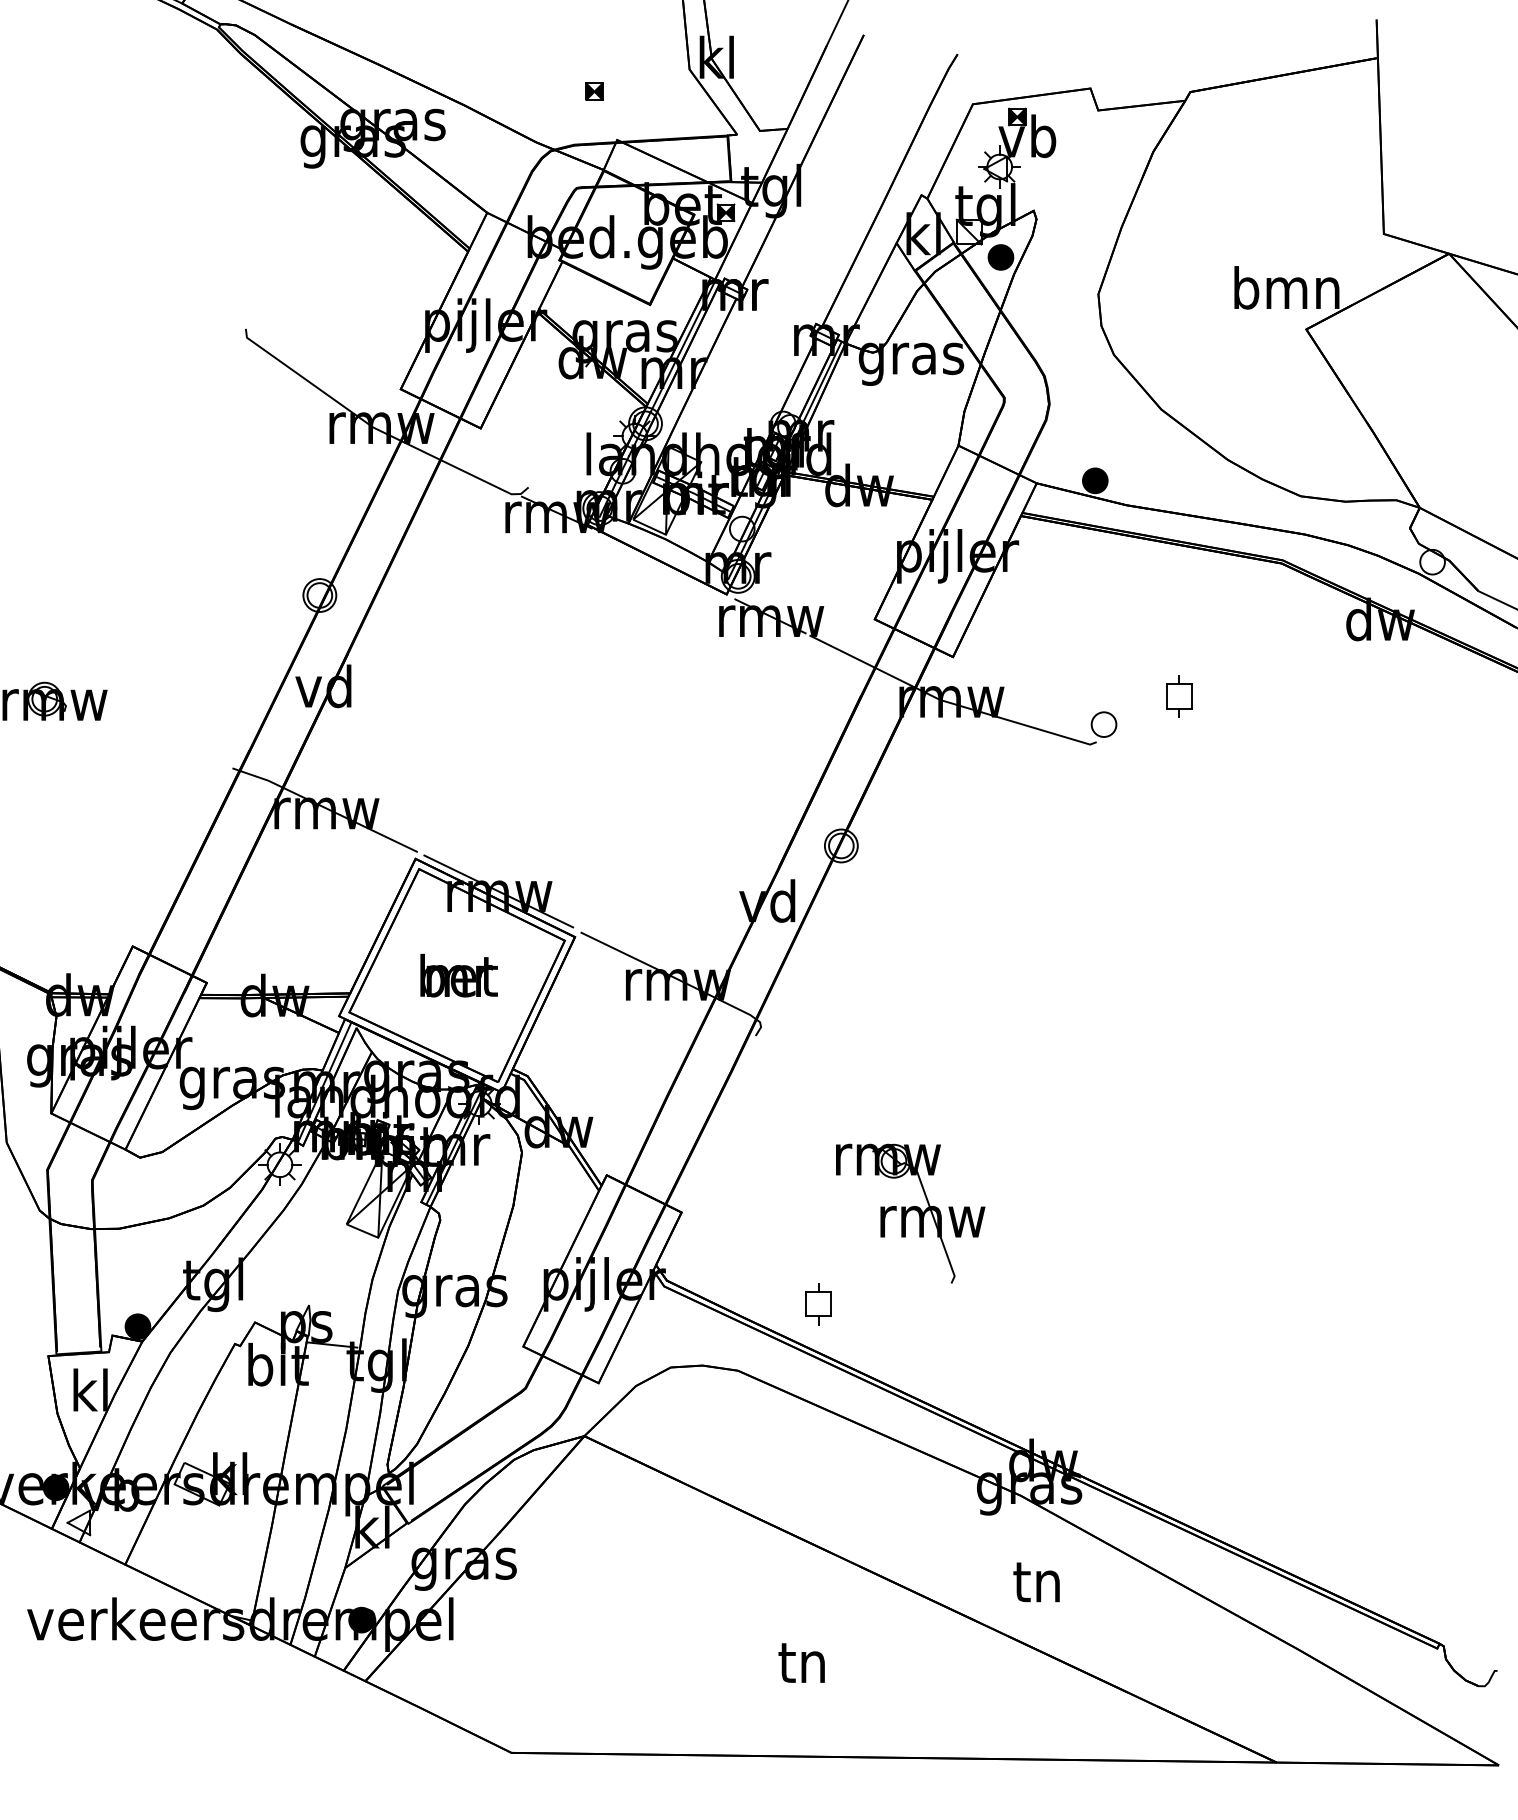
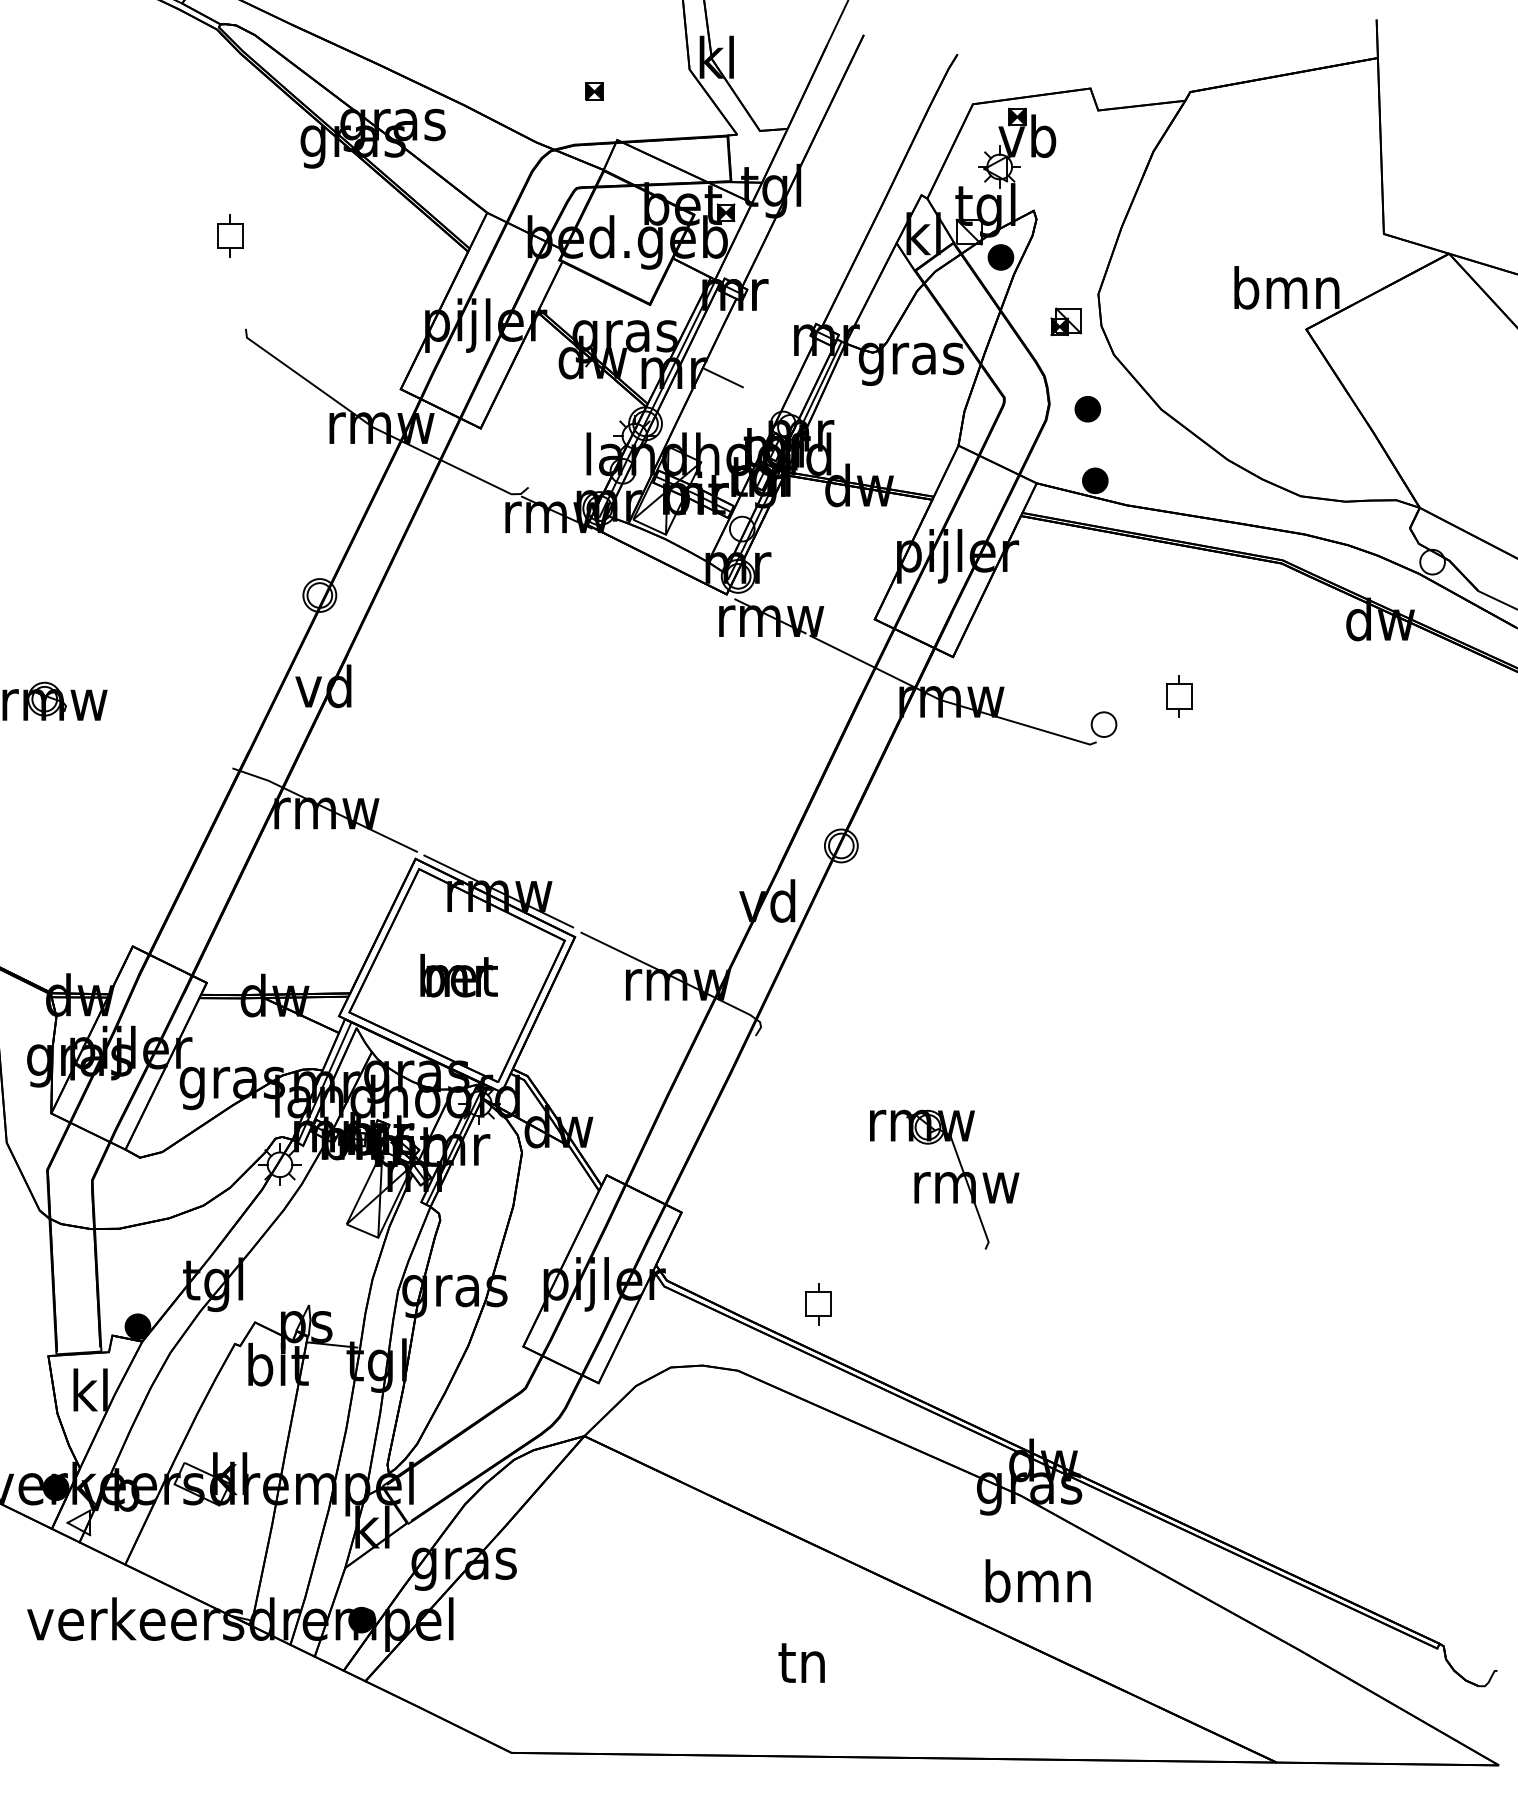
part: none -> present (230, 235)
part: none -> present (1065, 321)
line: none -> present (722, 377)
part: none -> present (1087, 409)
part position: (910, 1213) -> (944, 1179) (944, 1179)
text: tn -> bmn (1037, 1580)
